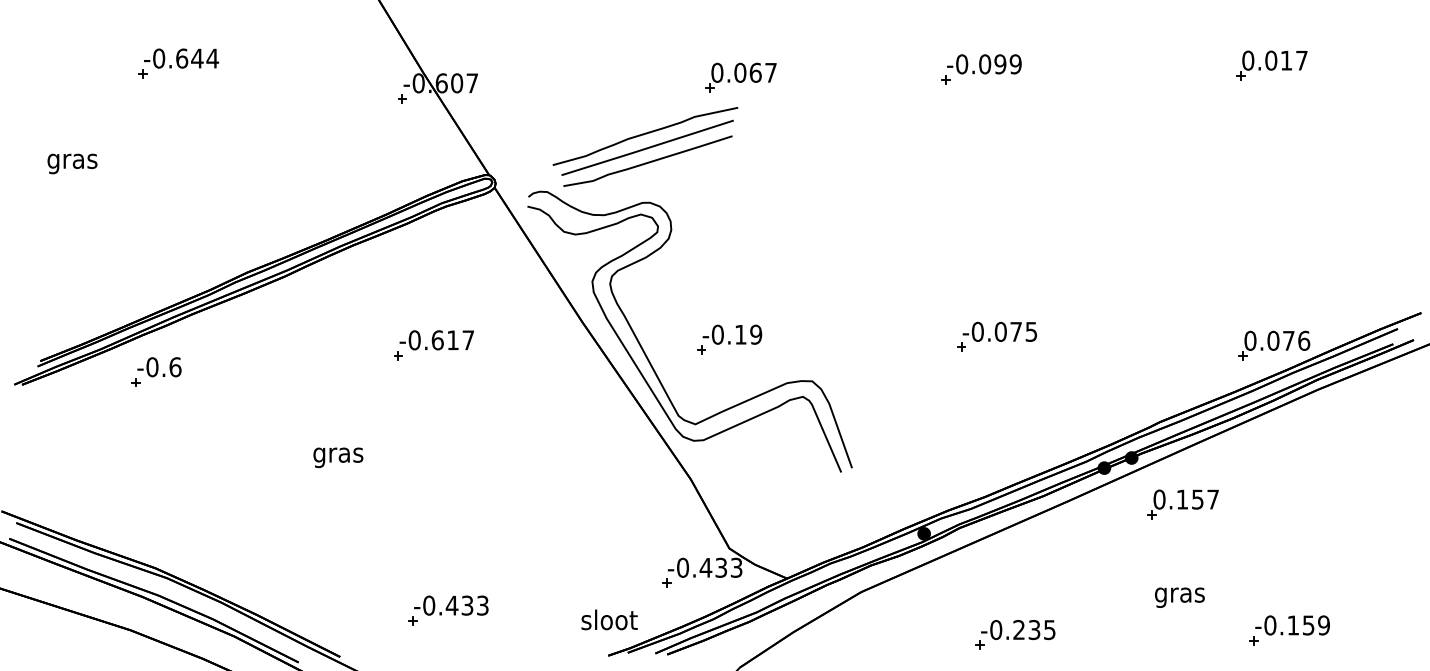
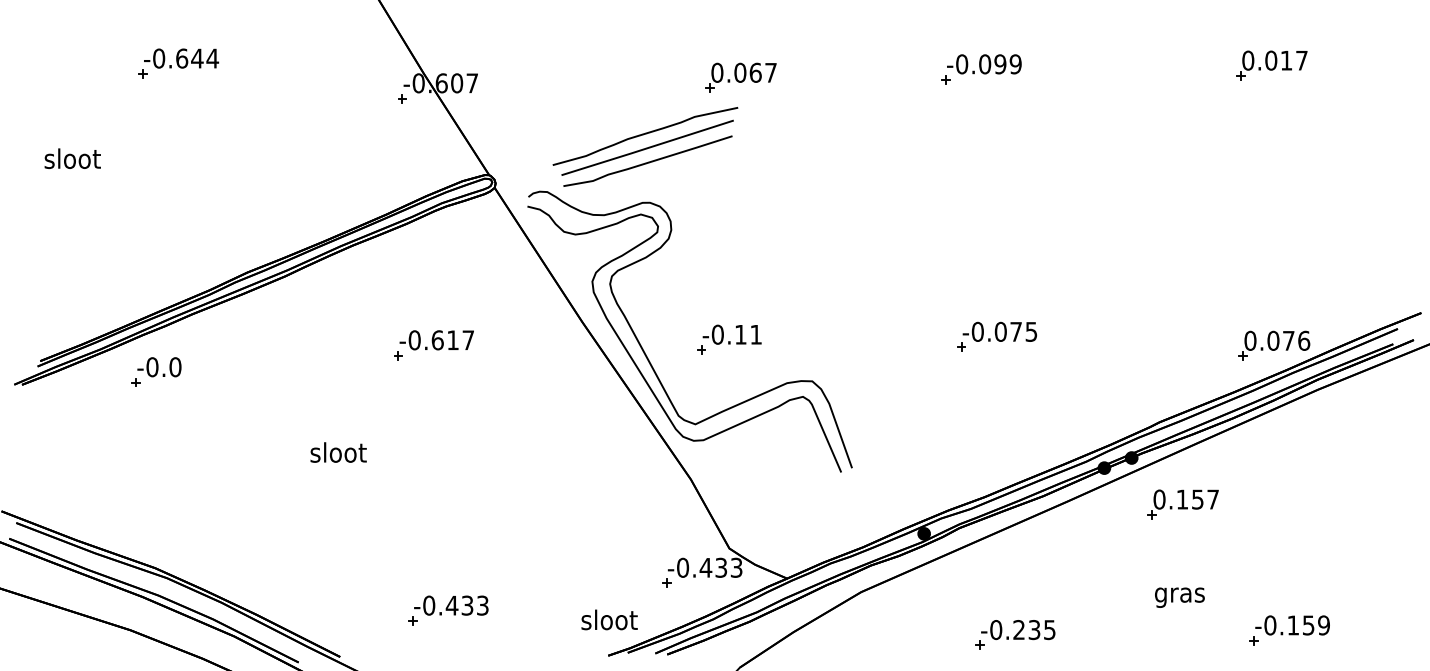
text: gras -> sloot (72, 161)
text: -0.19 -> -0.11 (756, 334)
text: -0.6 -> -0.0 (175, 366)
text: gras -> sloot (338, 455)
